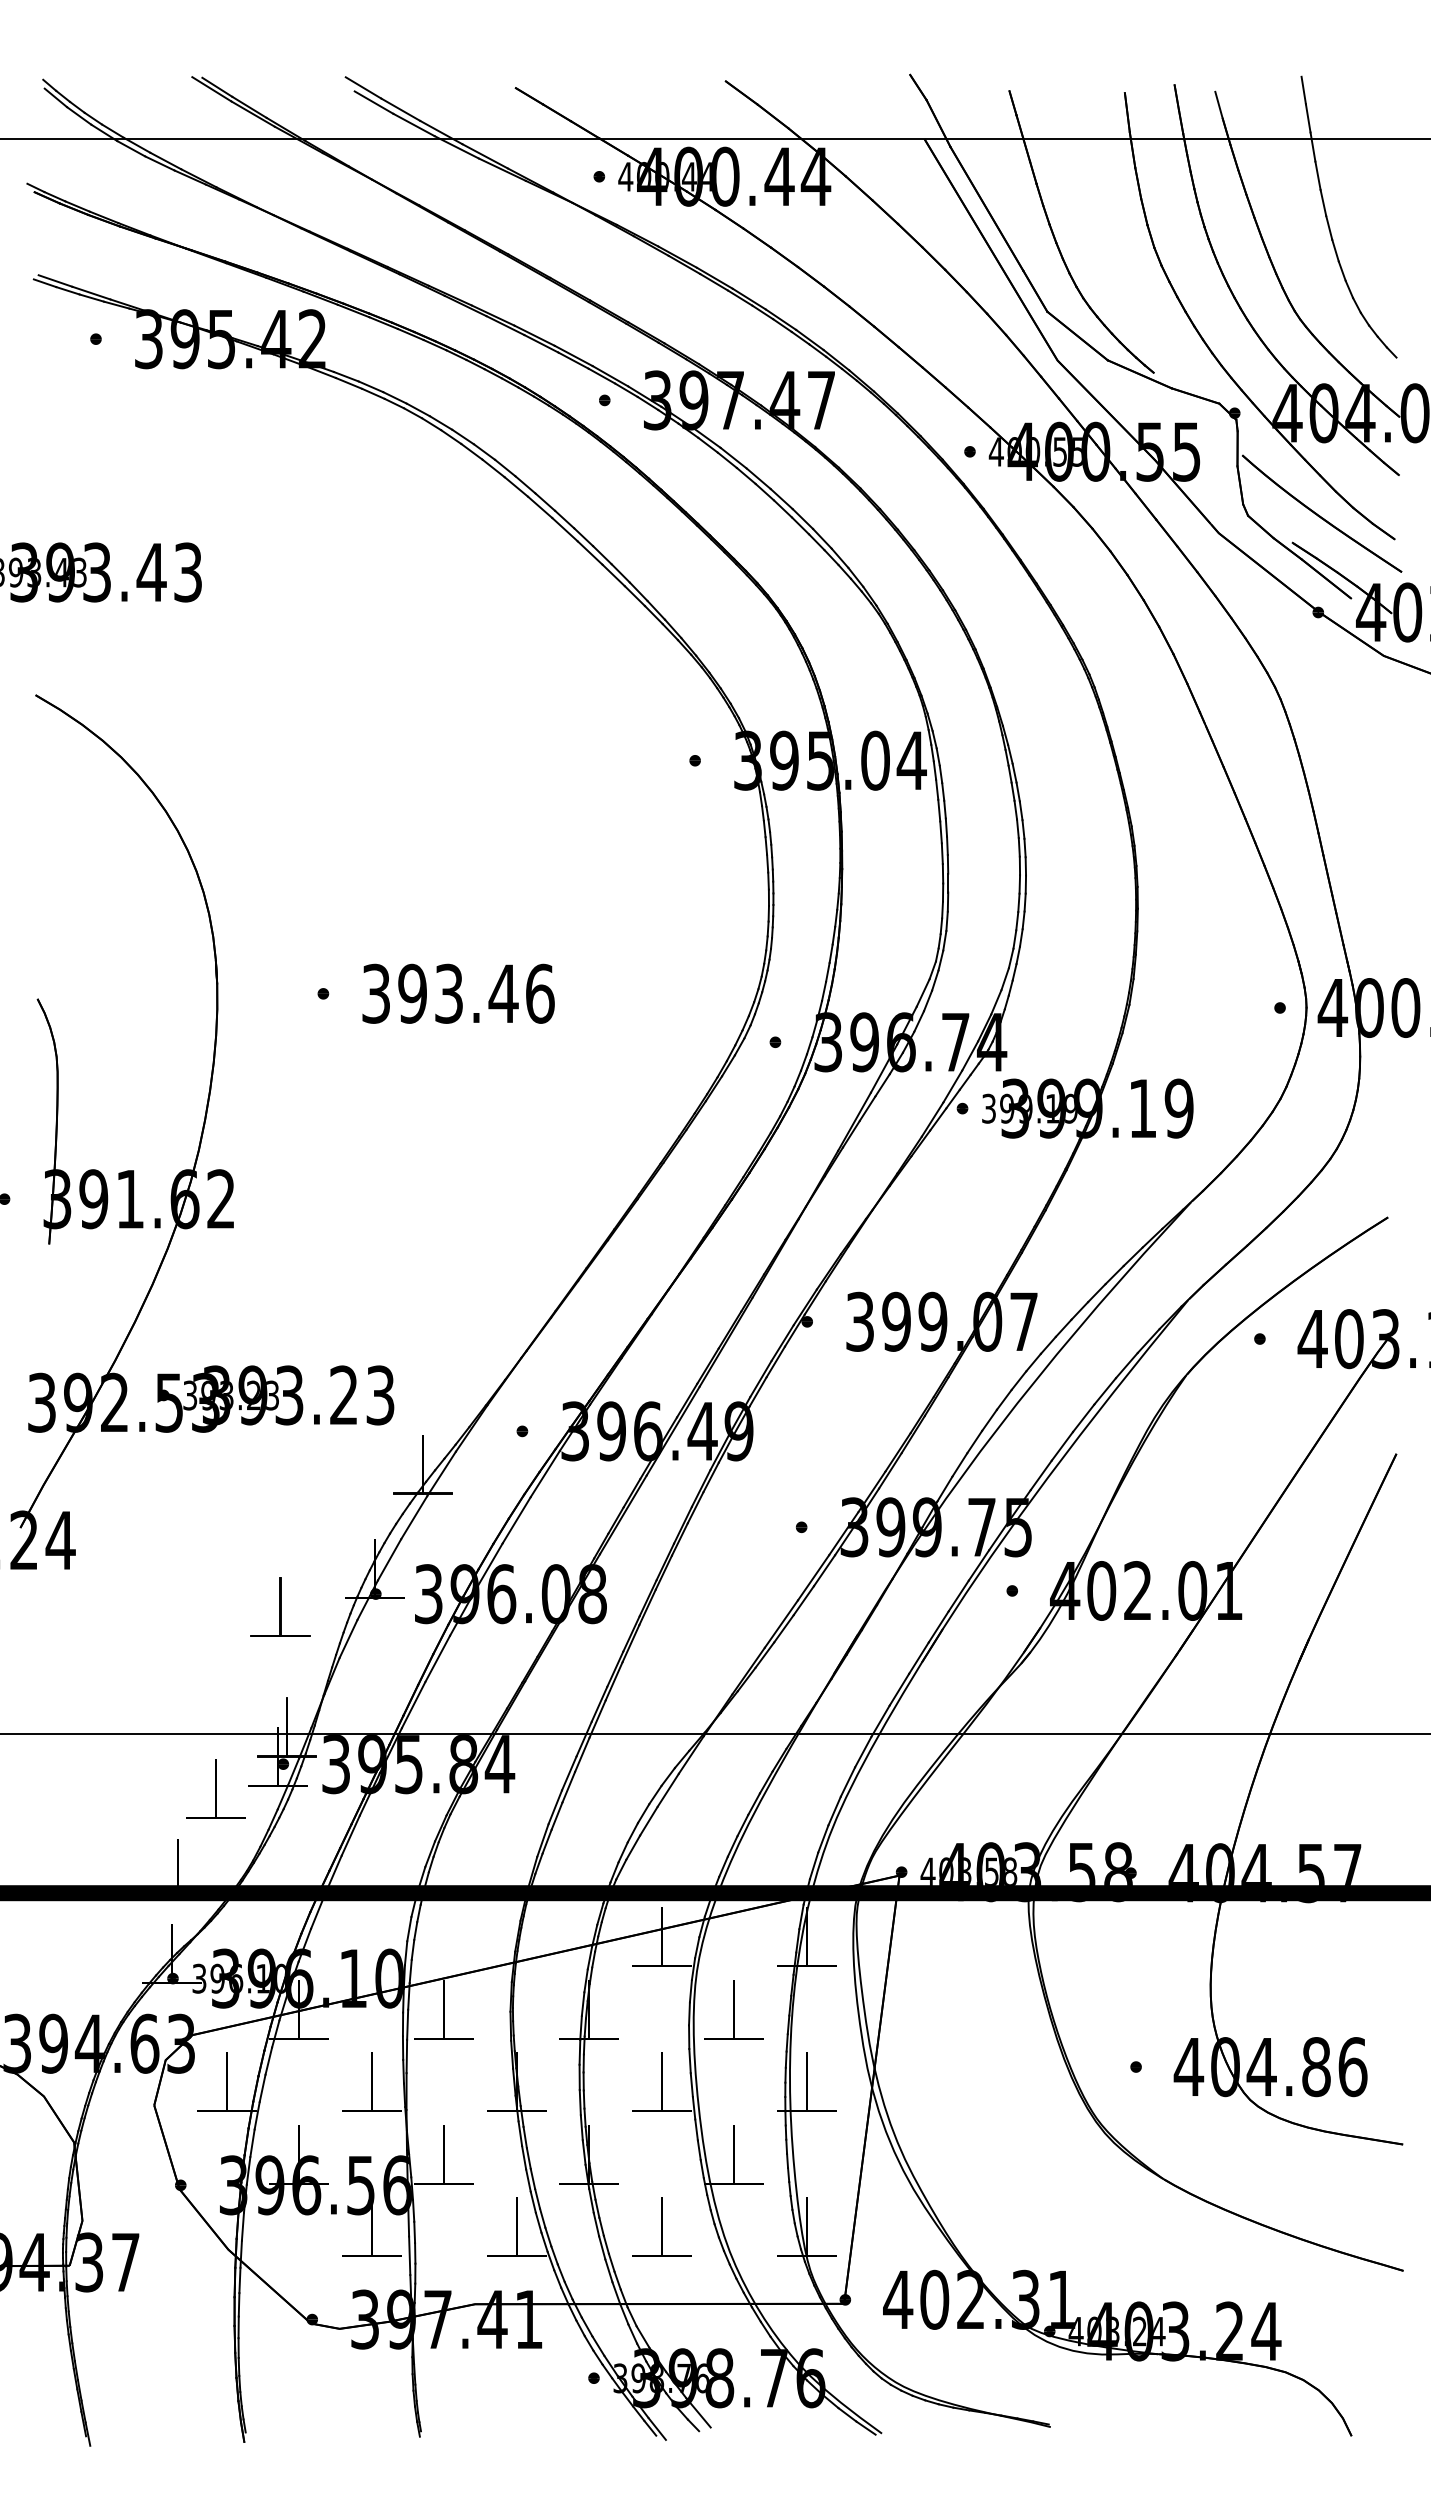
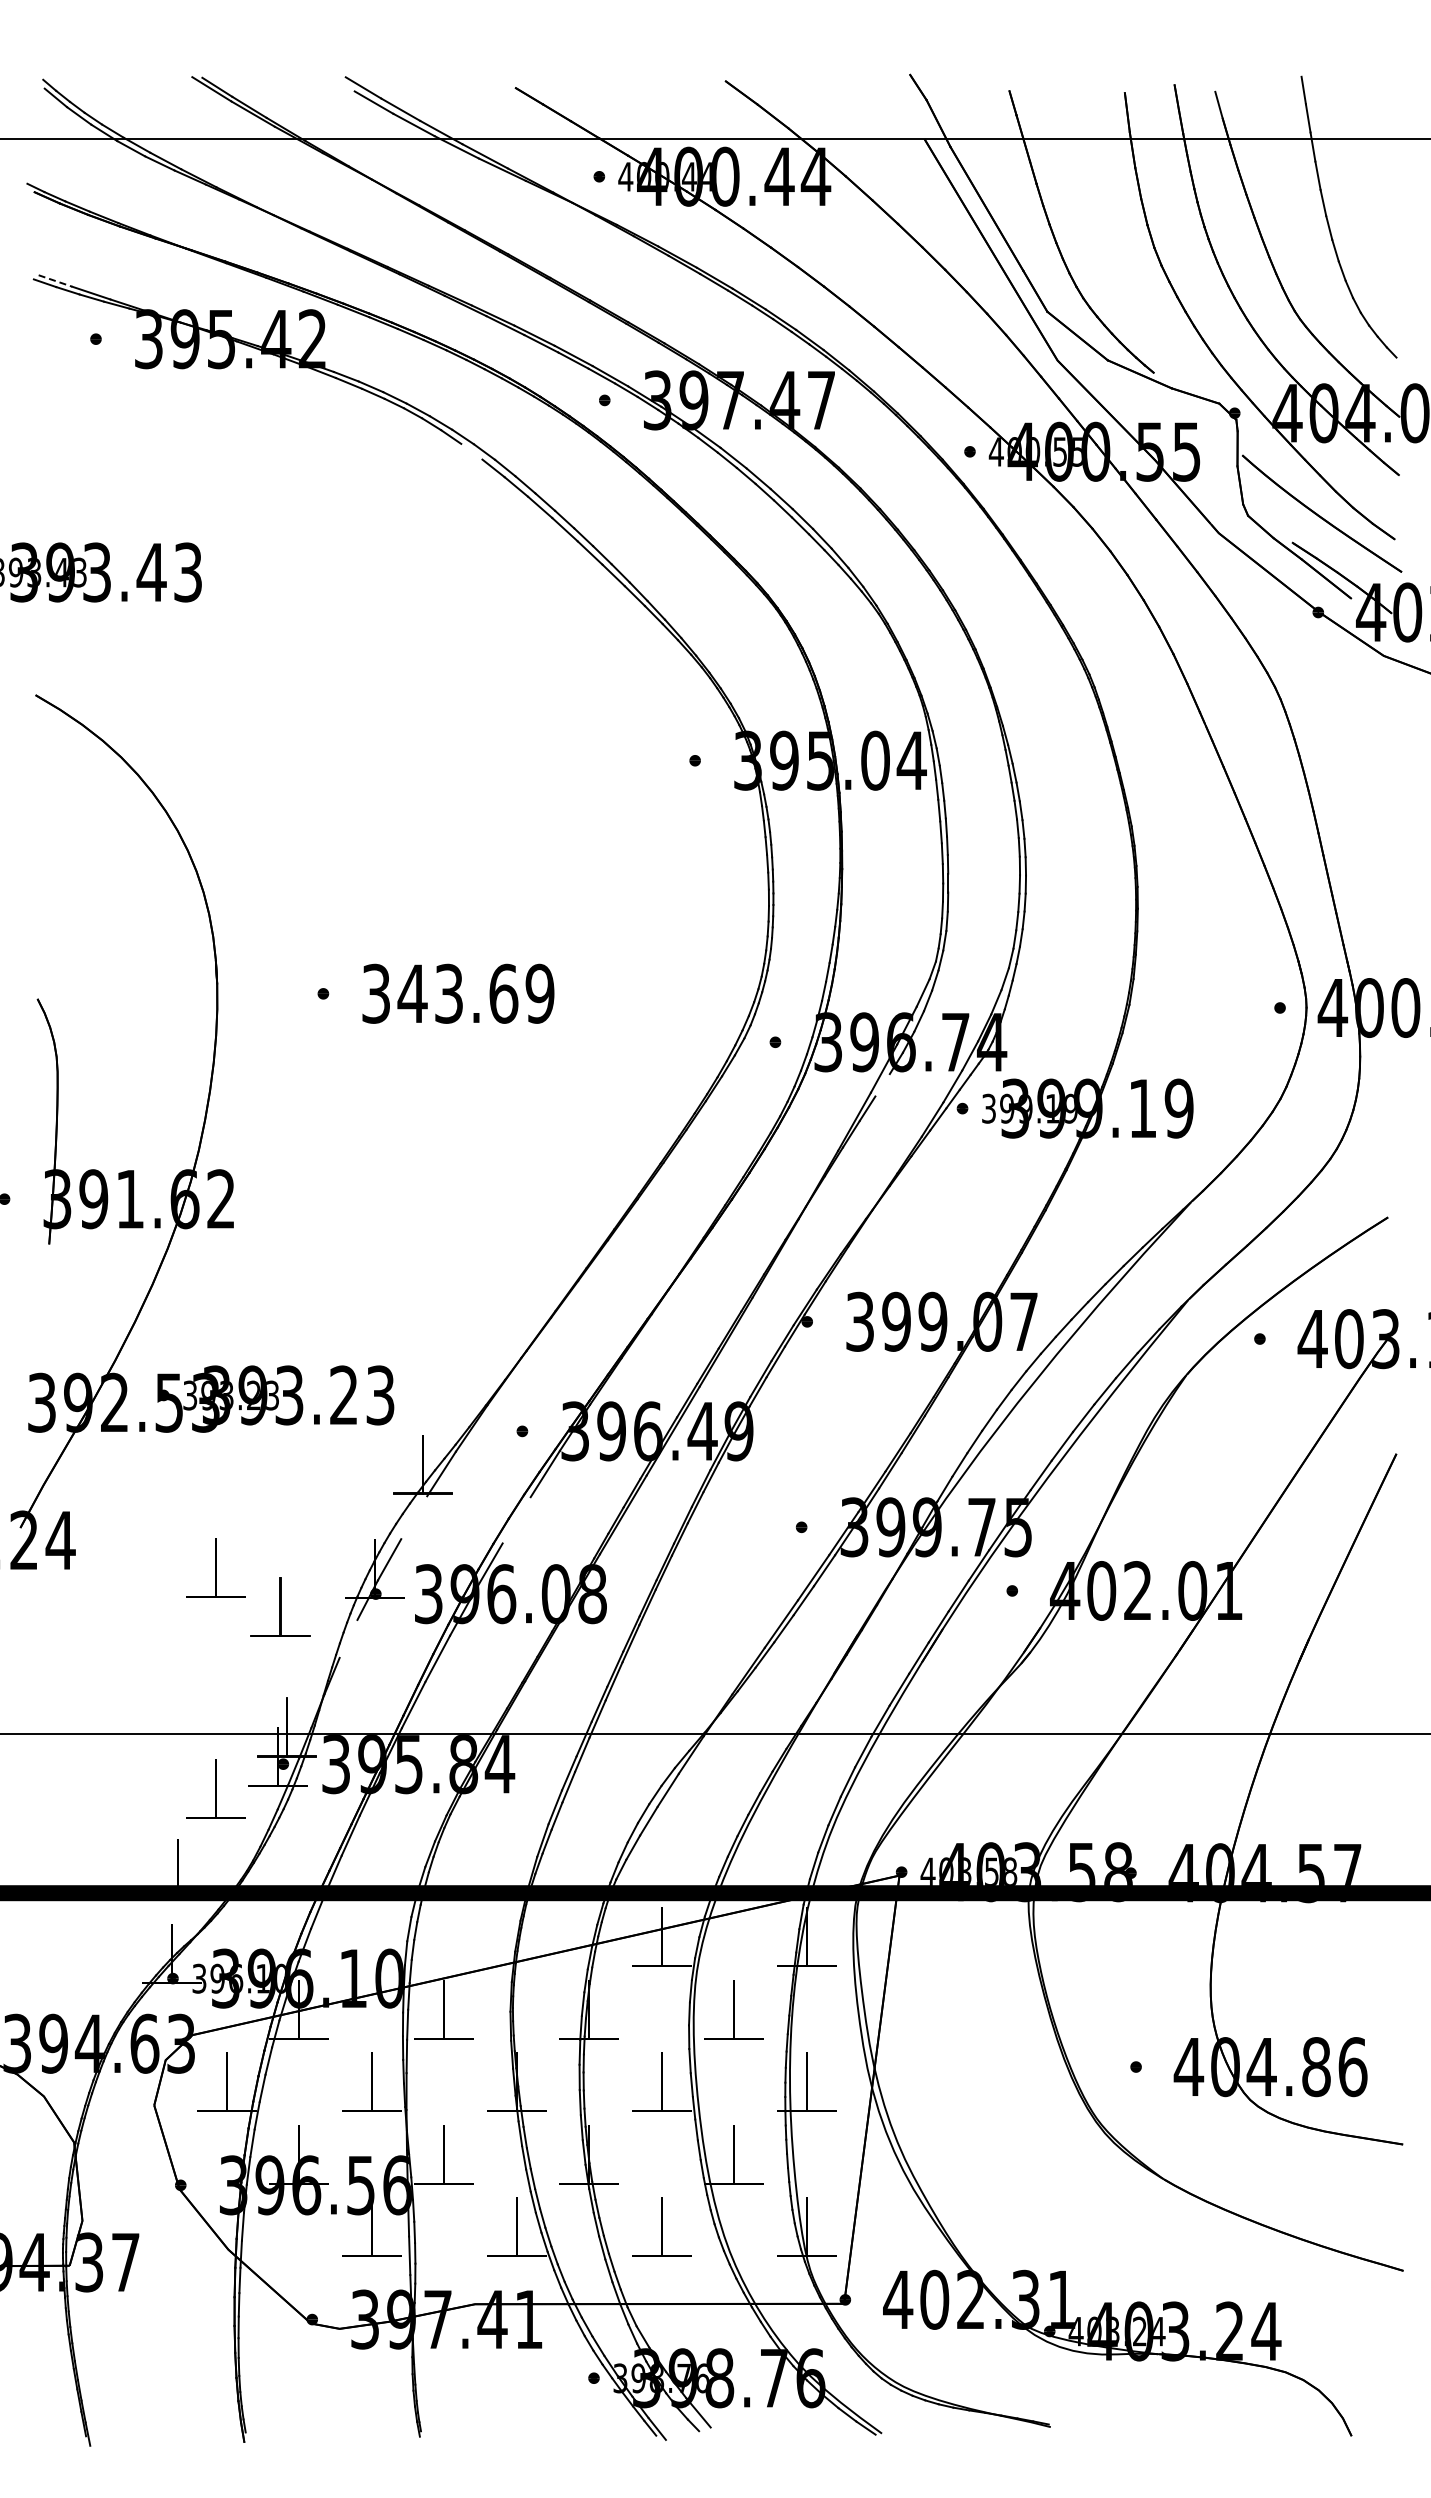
line: solid -> dashed (55, 281)
line: present -> none (471, 451)
text: 393.46 -> 343.69 (475, 993)
line: present -> none (882, 1085)
line: present -> none (414, 1517)
line: present -> none (516, 1520)
part: none -> present (215, 1567)
line: present -> none (348, 1638)
